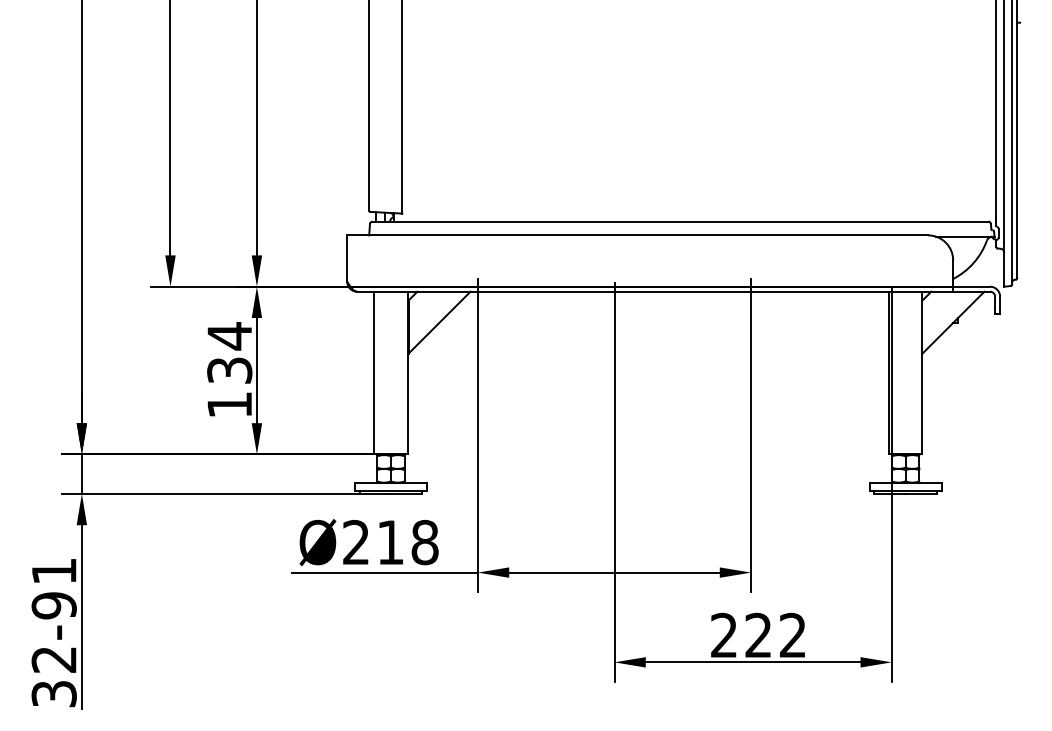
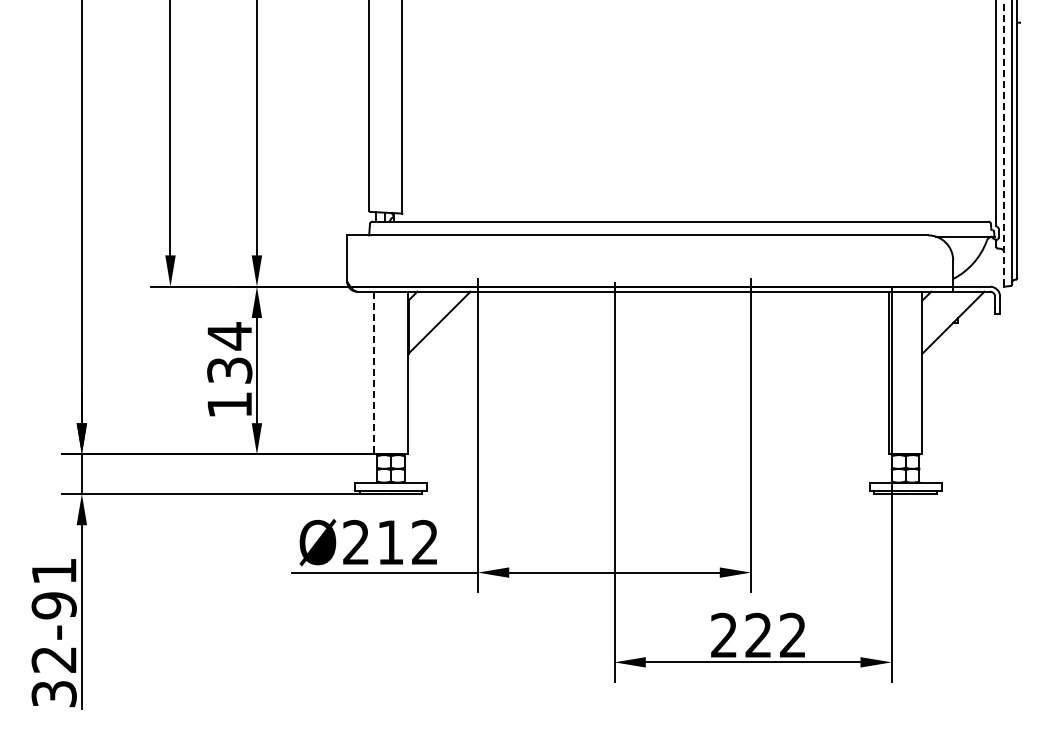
line: solid -> dashed (1004, 142)
line: solid -> dashed (374, 373)
text: Ø218 -> Ø212 (424, 542)
